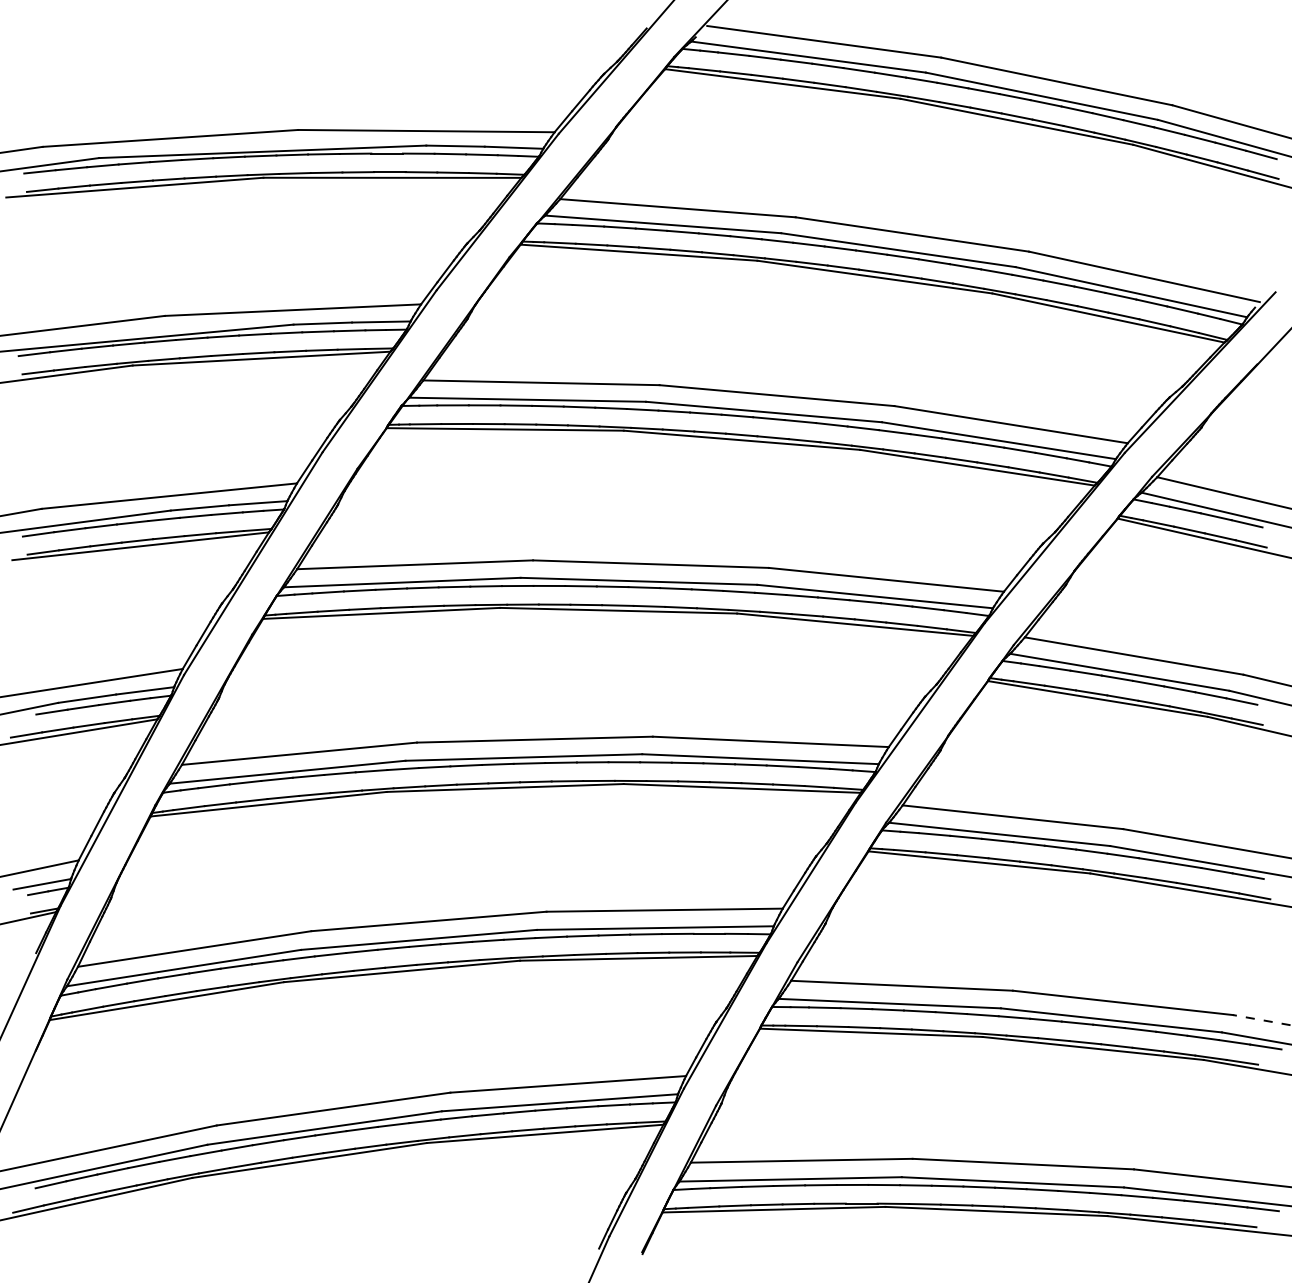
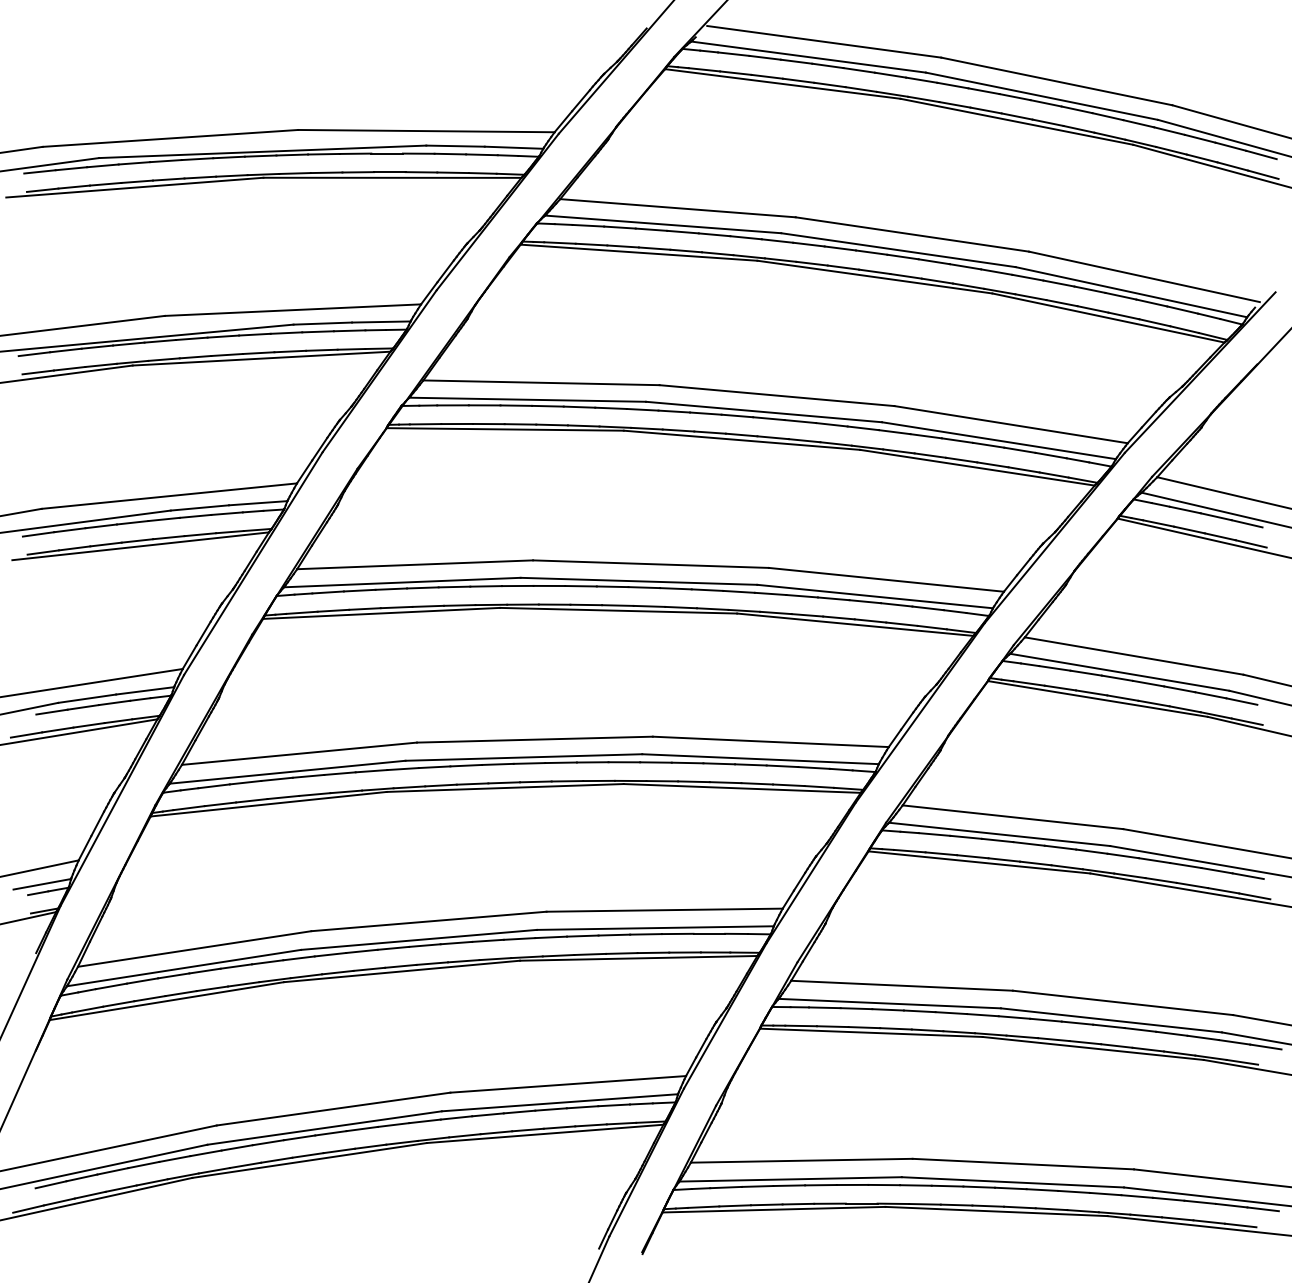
line: dashed -> solid (1261, 1020)
